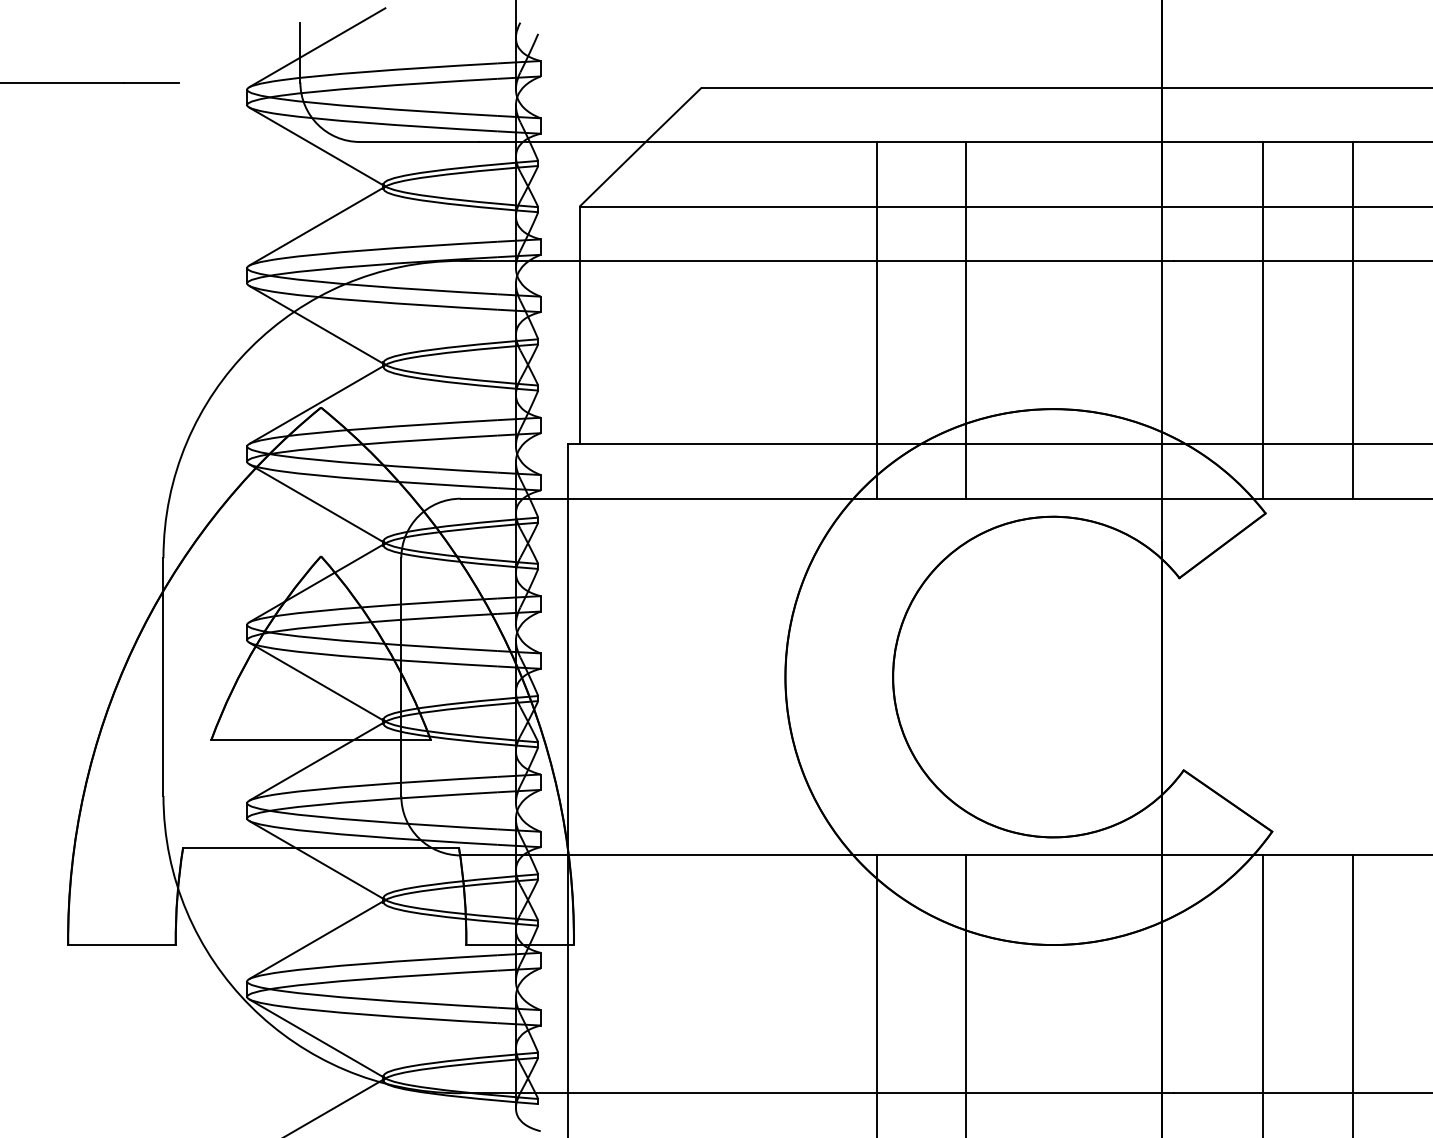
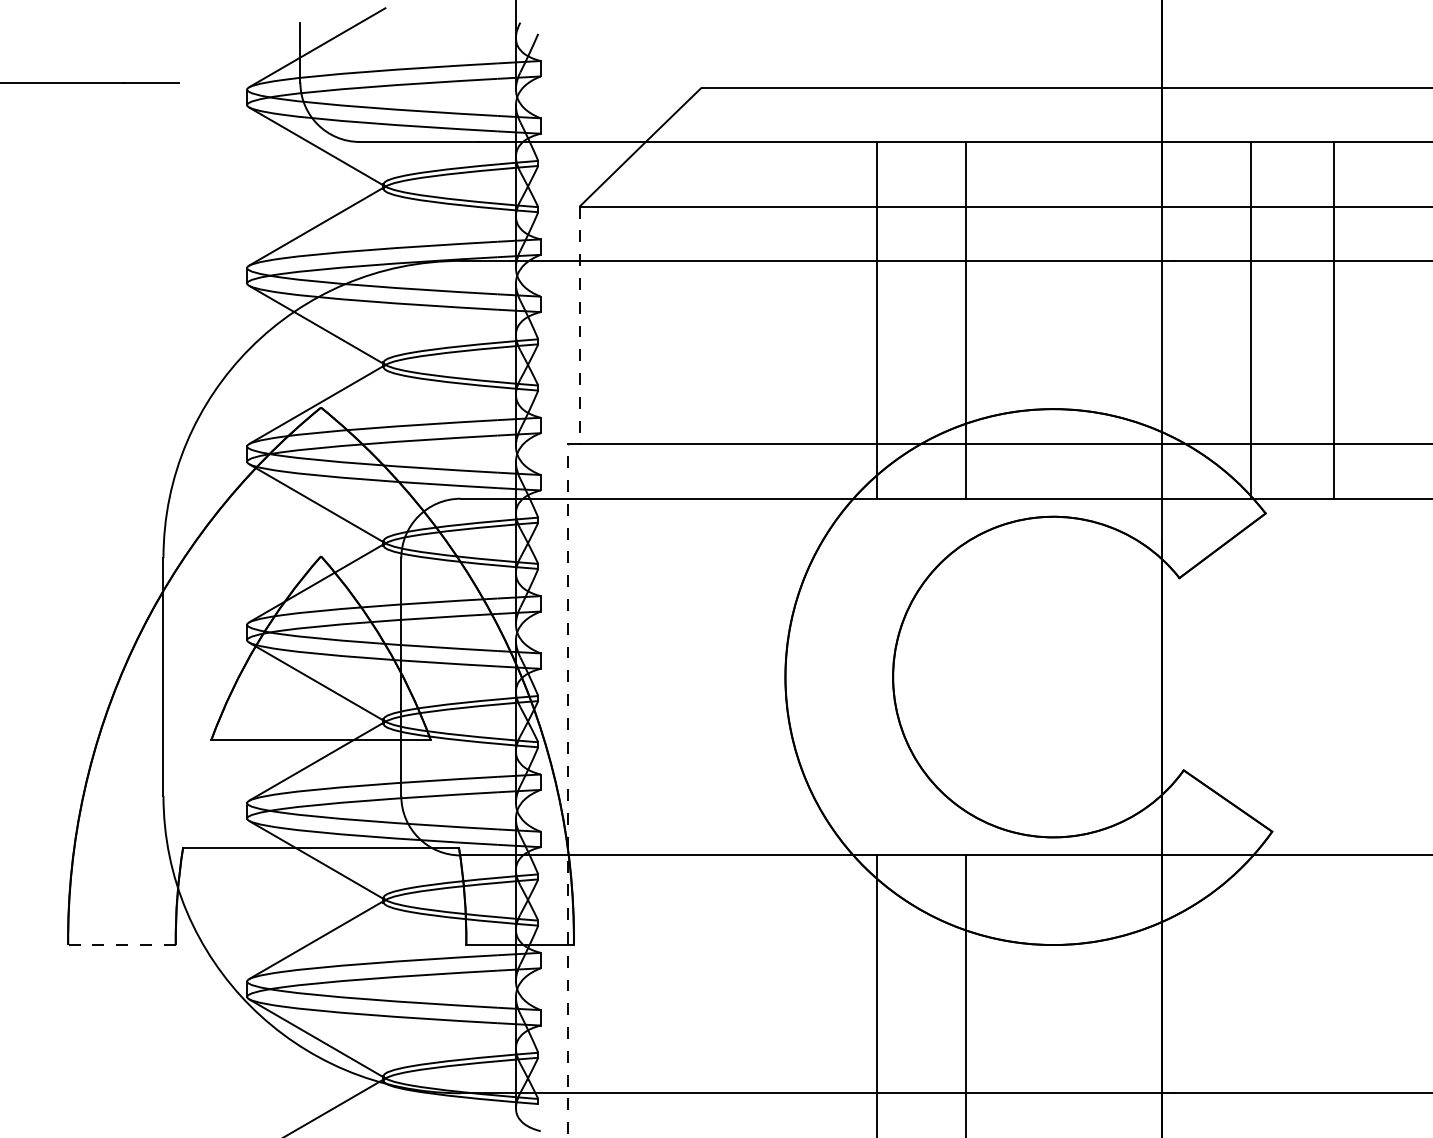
line position: (1263, 319) -> (1251, 319) (1251, 319)
line position: (1352, 319) -> (1333, 319) (1333, 319)
line: solid -> dashed (579, 325)
line: solid -> dashed (567, 790)
line: solid -> dashed (121, 945)
line: present -> none (1263, 994)
line: present -> none (1352, 994)
